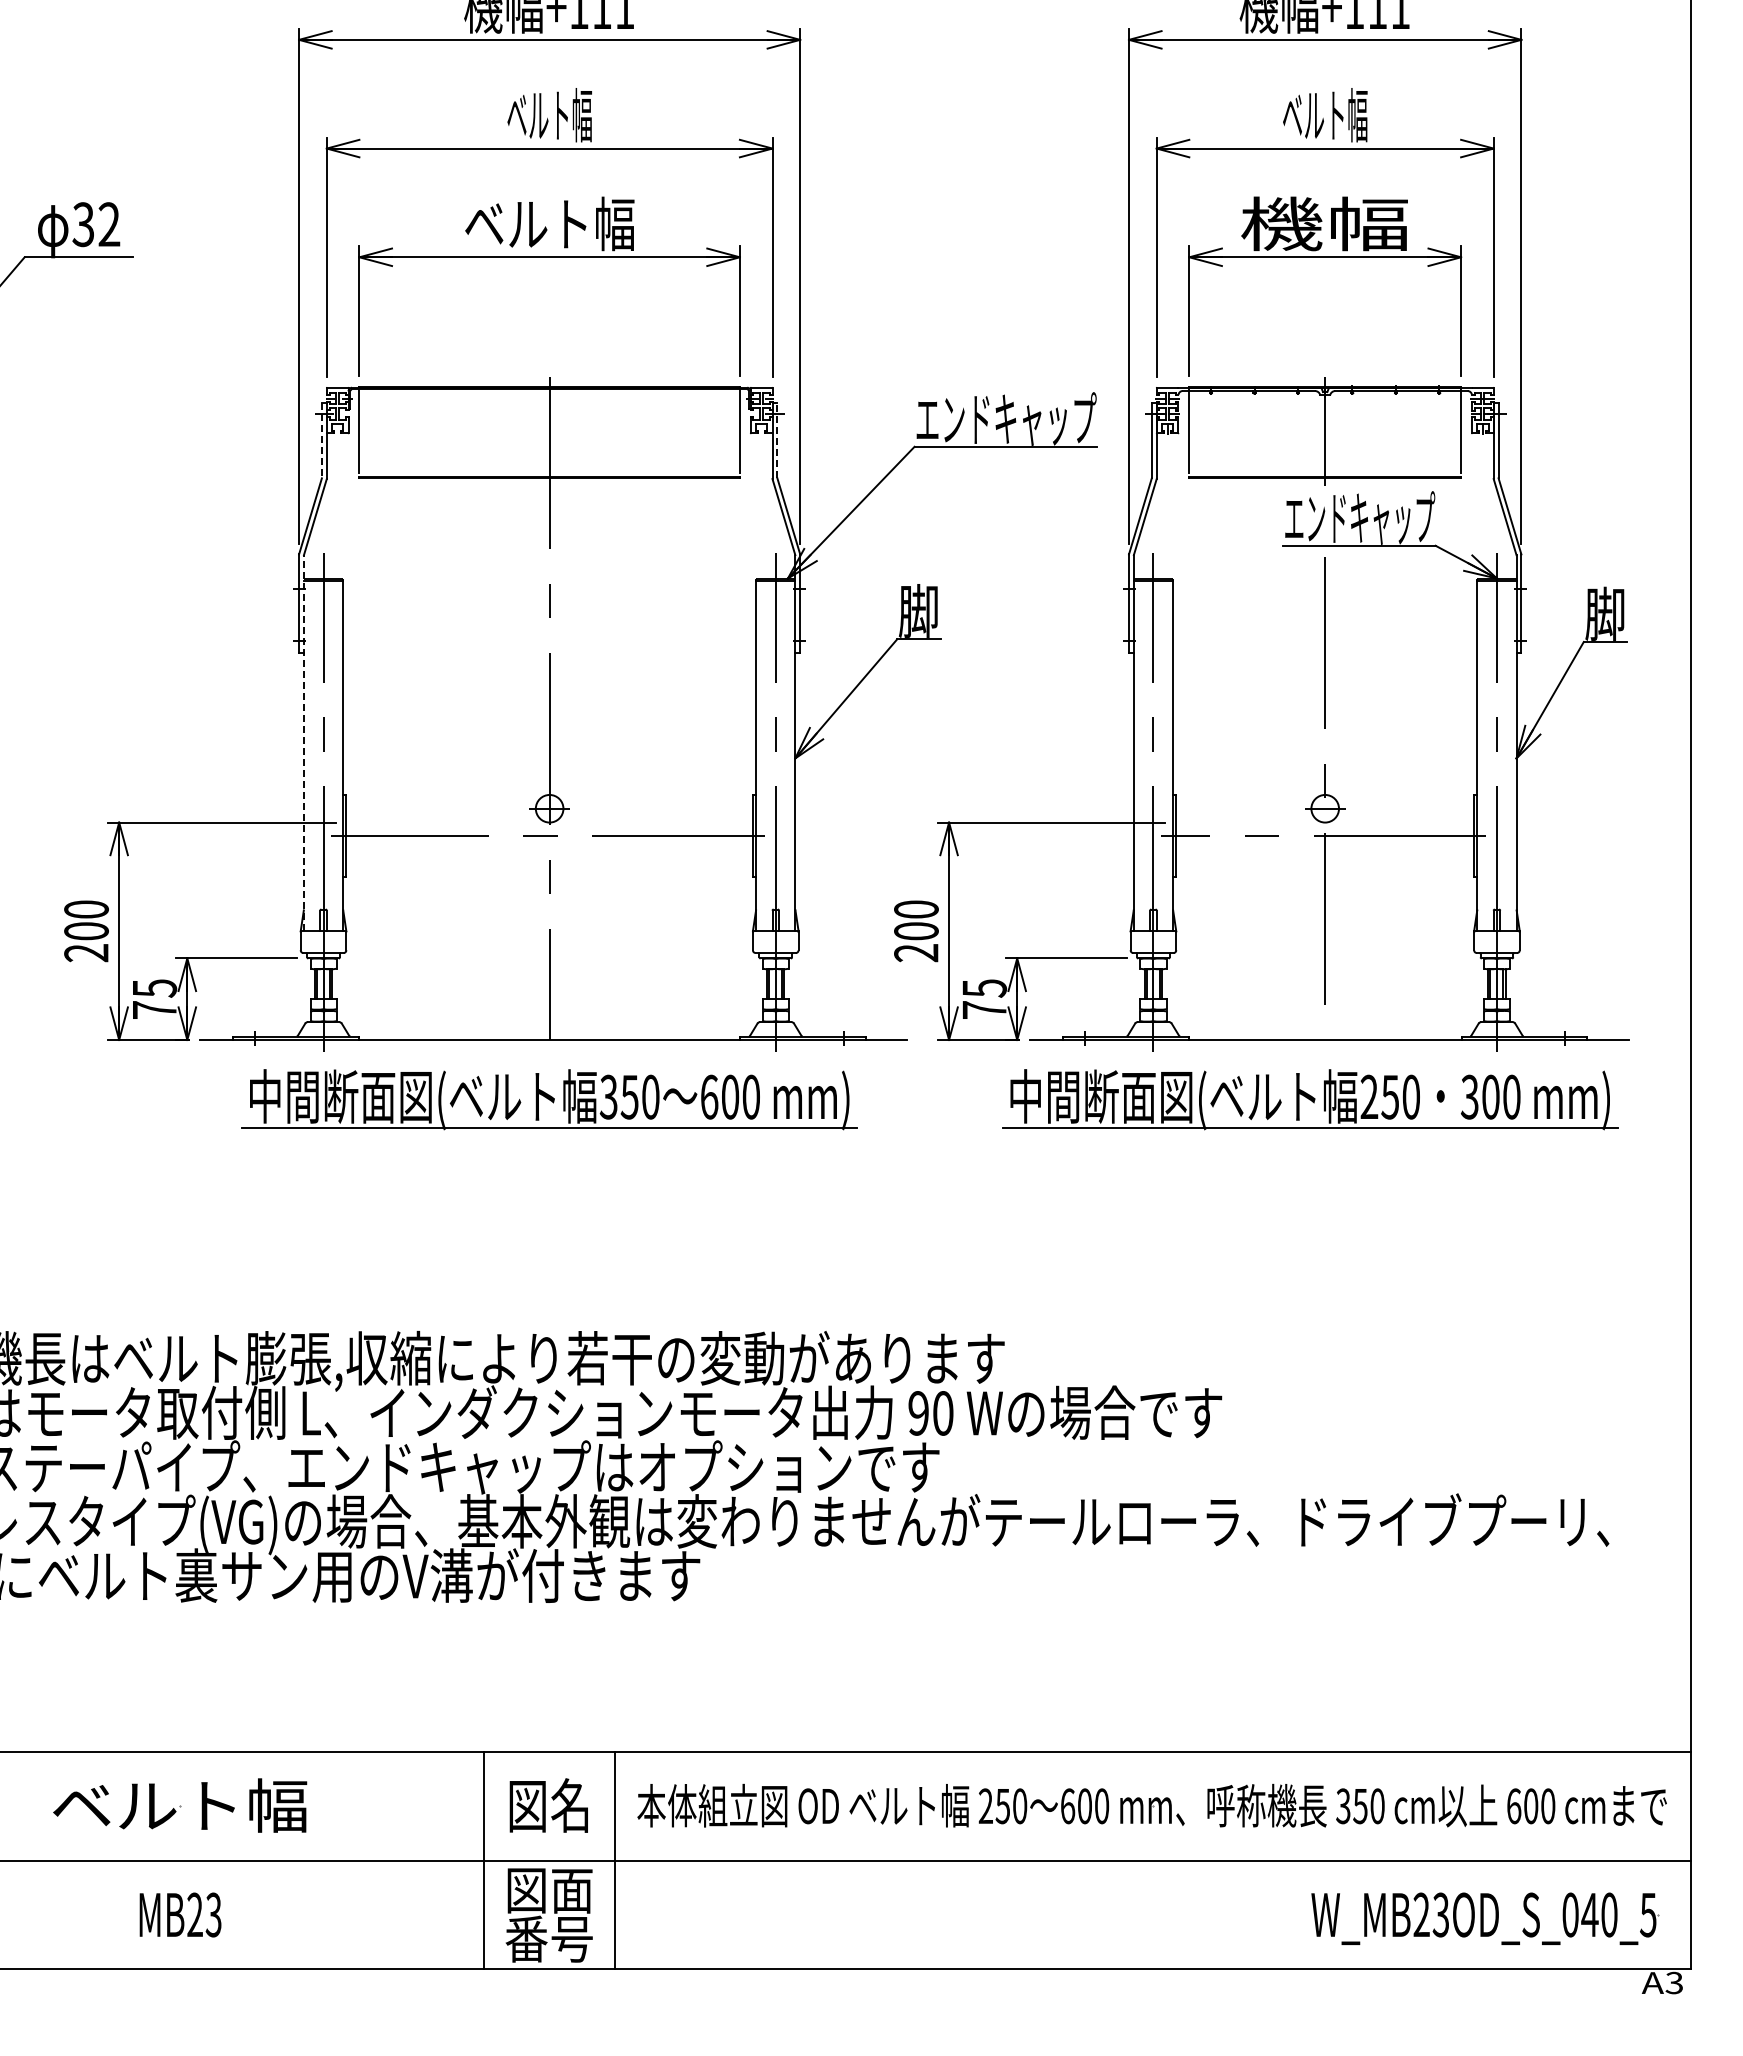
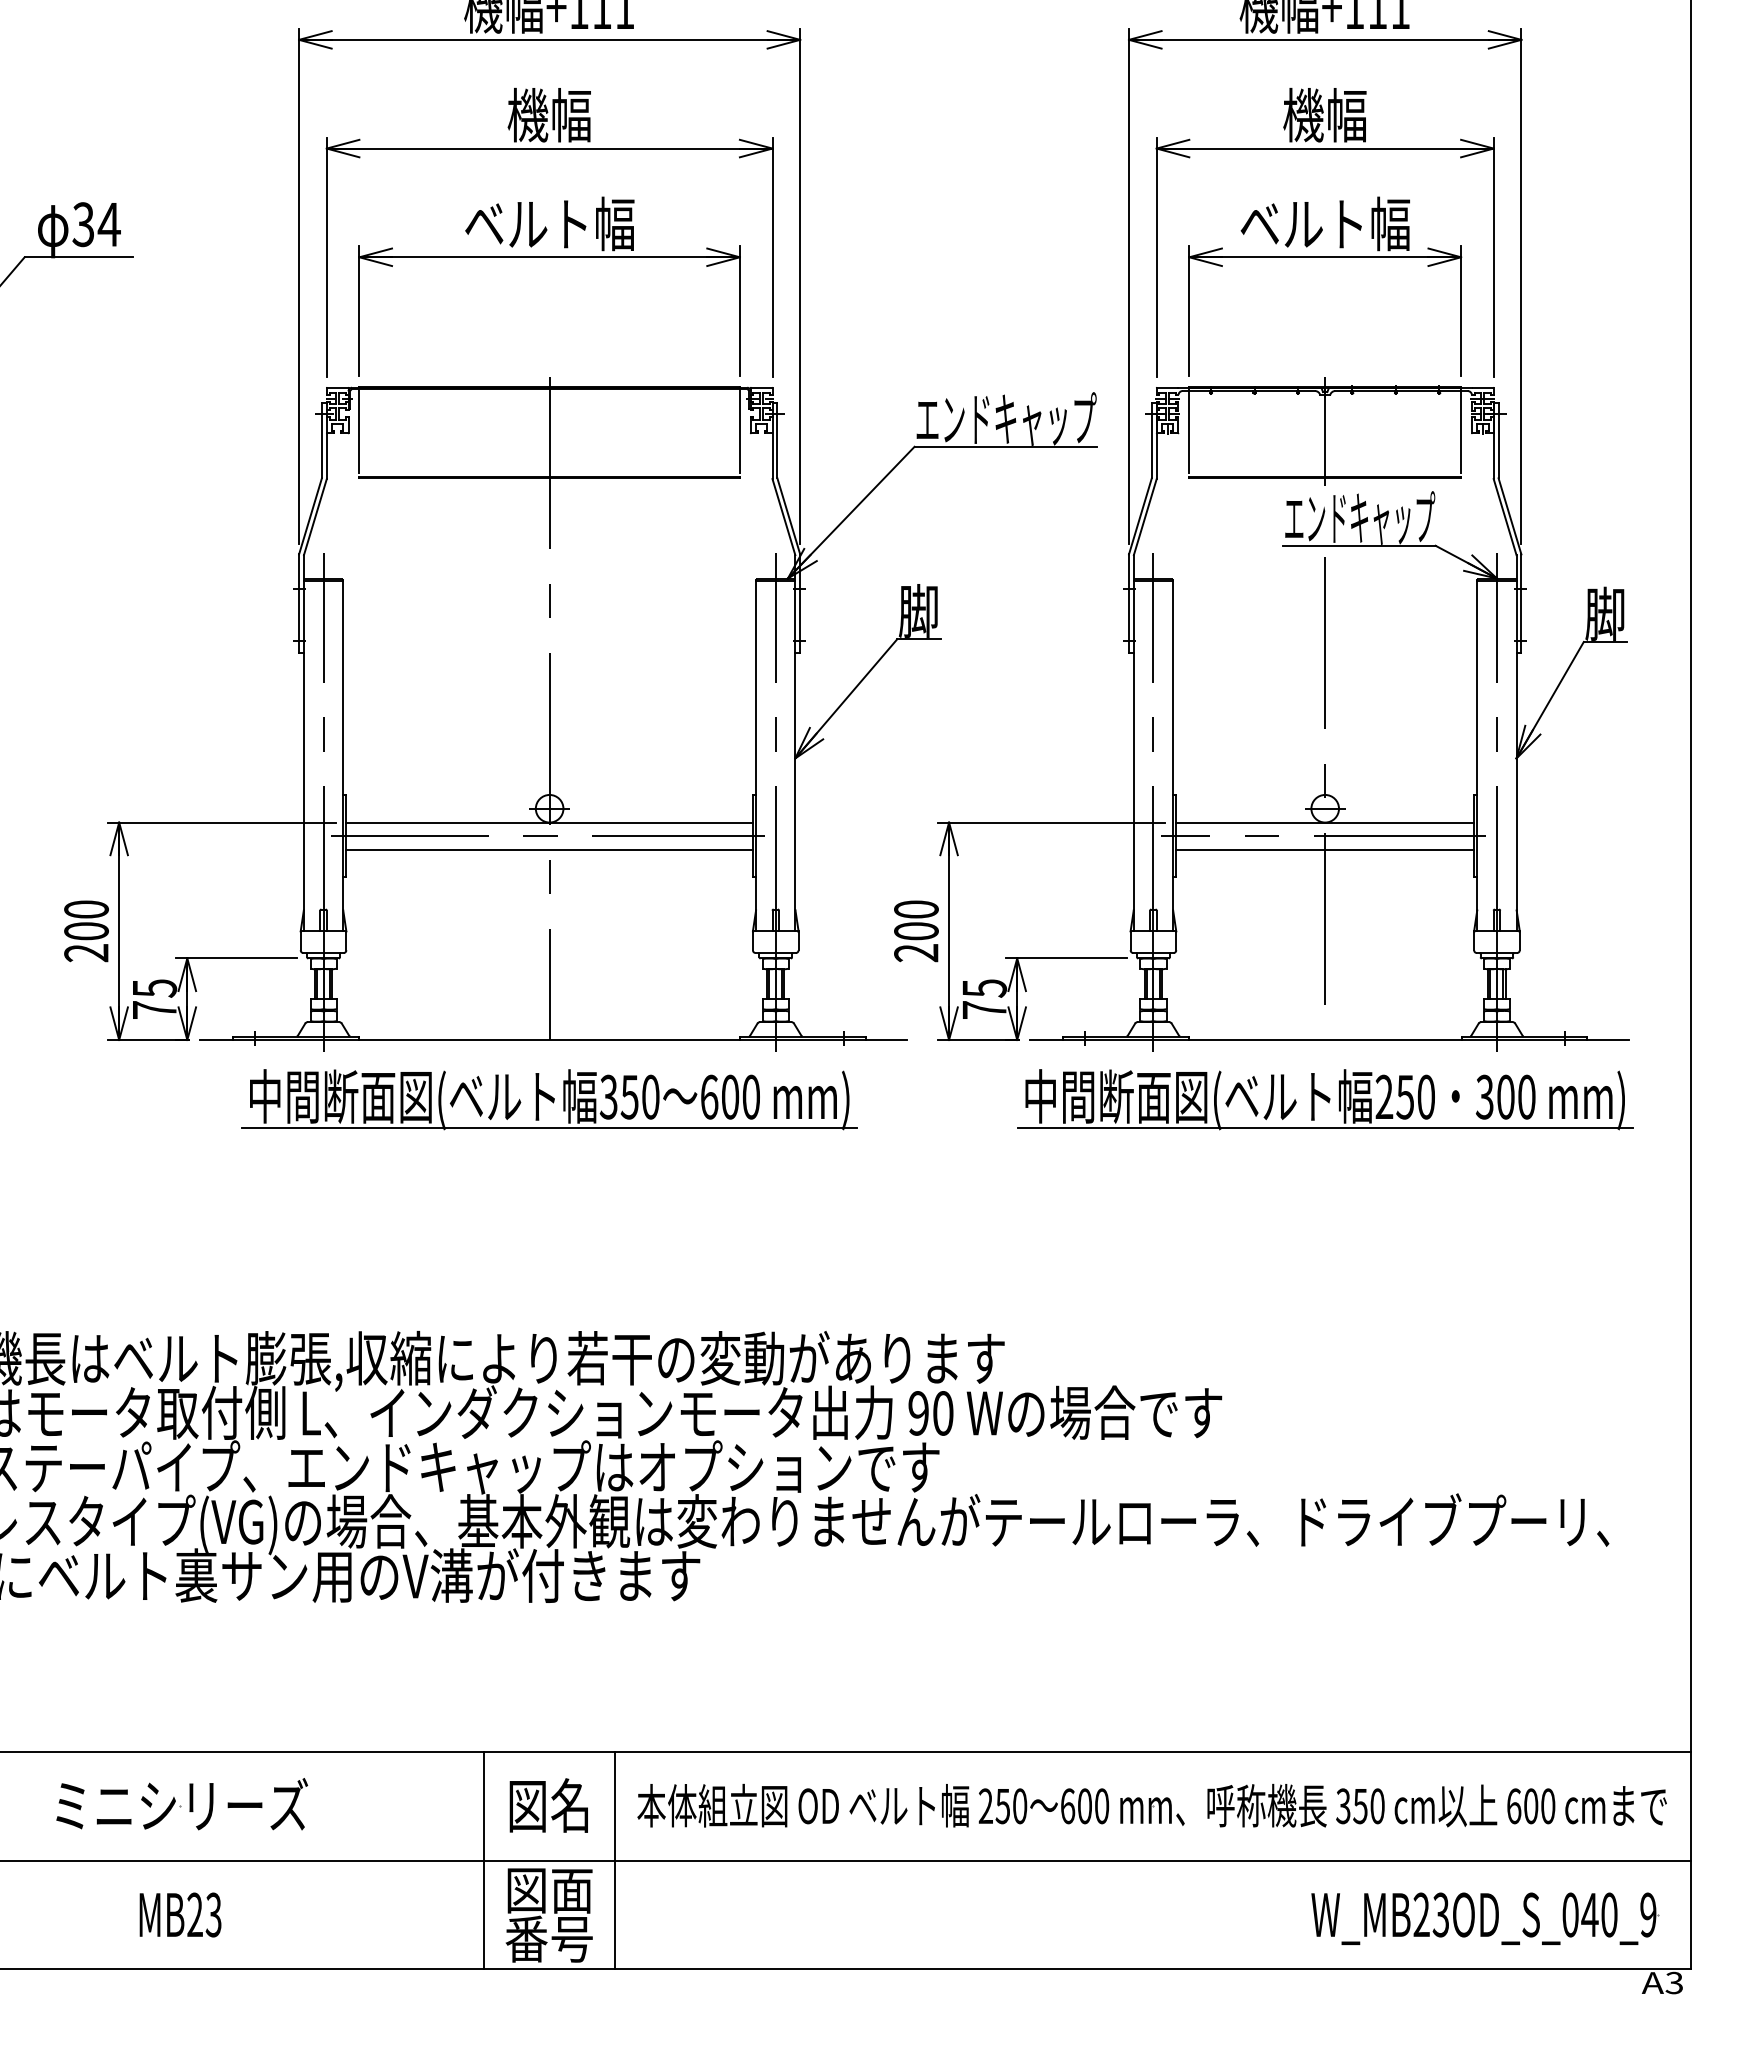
text: ベルト幅 -> 機幅 (549, 114)
text: ベルト幅 -> 機幅 (1325, 114)
text: 機幅 -> ベルト幅 (1325, 223)
text: 32 -> 34 (108, 224)
line: dashed -> solid (321, 440)
line: dashed -> solid (777, 440)
line: dashed -> solid (303, 742)
line: none -> present (549, 822)
line: none -> present (1325, 822)
line: none -> present (549, 849)
line: none -> present (1325, 849)
part position: (1310, 1099) -> (1325, 1099) (1325, 1099)
text: ベルト幅 -> ミニシリーズ (180, 1805)
text: W_MB23OD_S_040_5 -> W_MB23OD_S_040_9 (1648, 1914)
